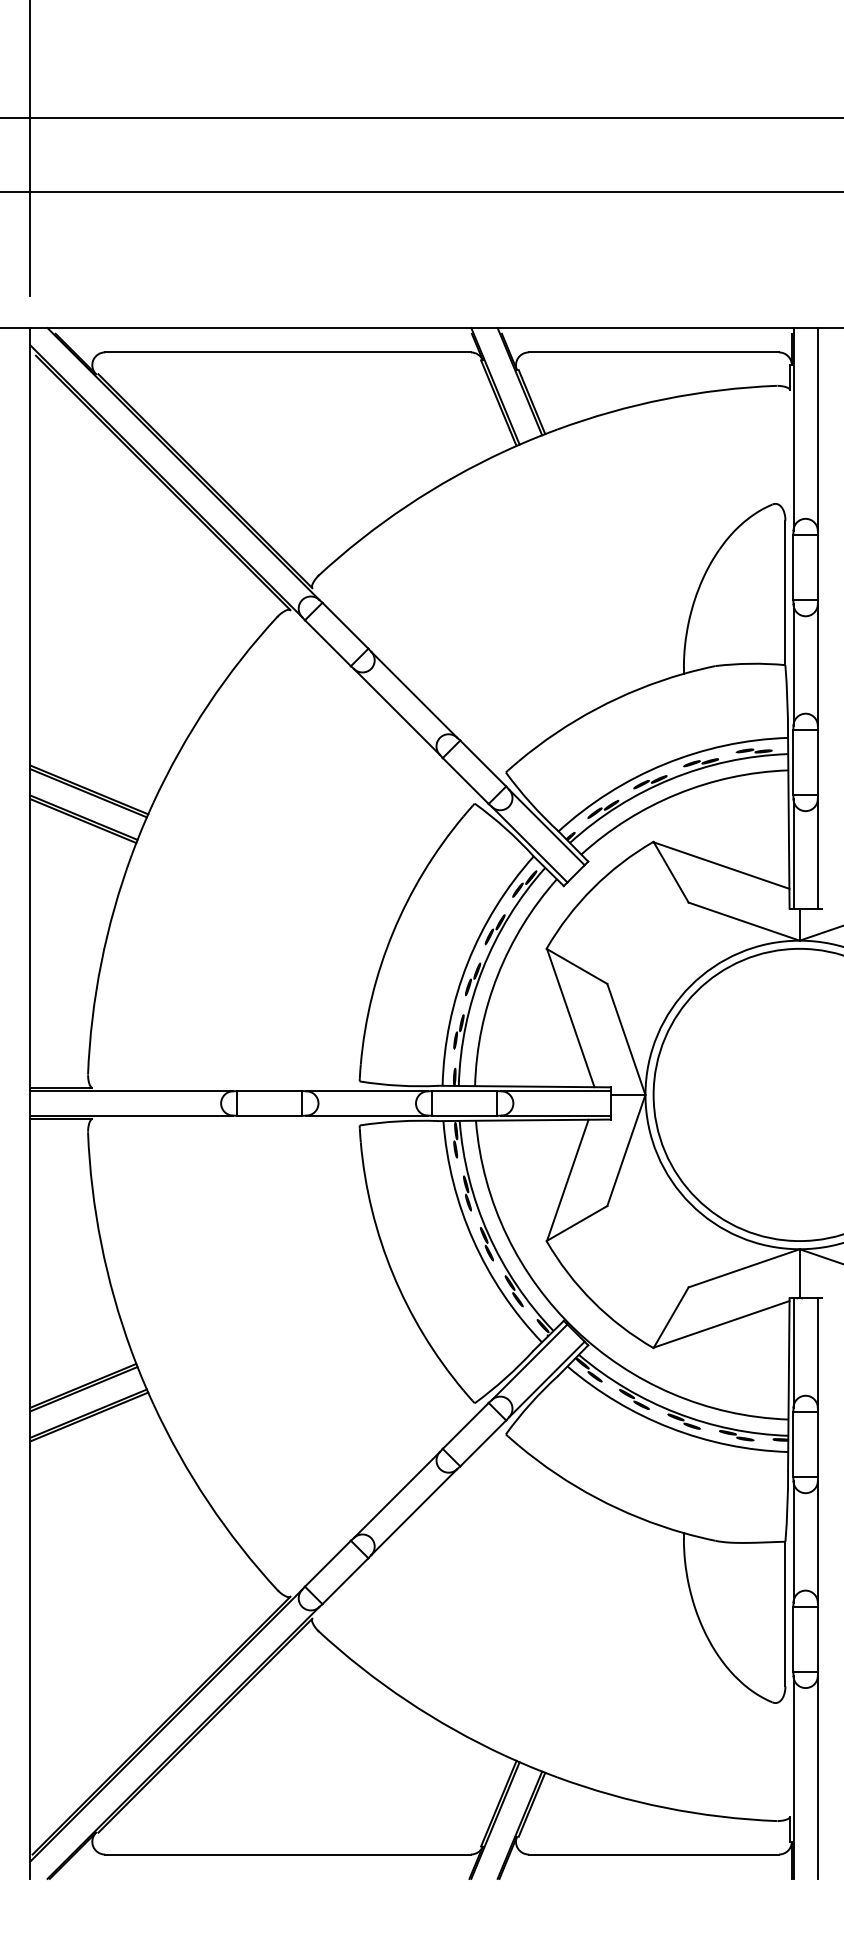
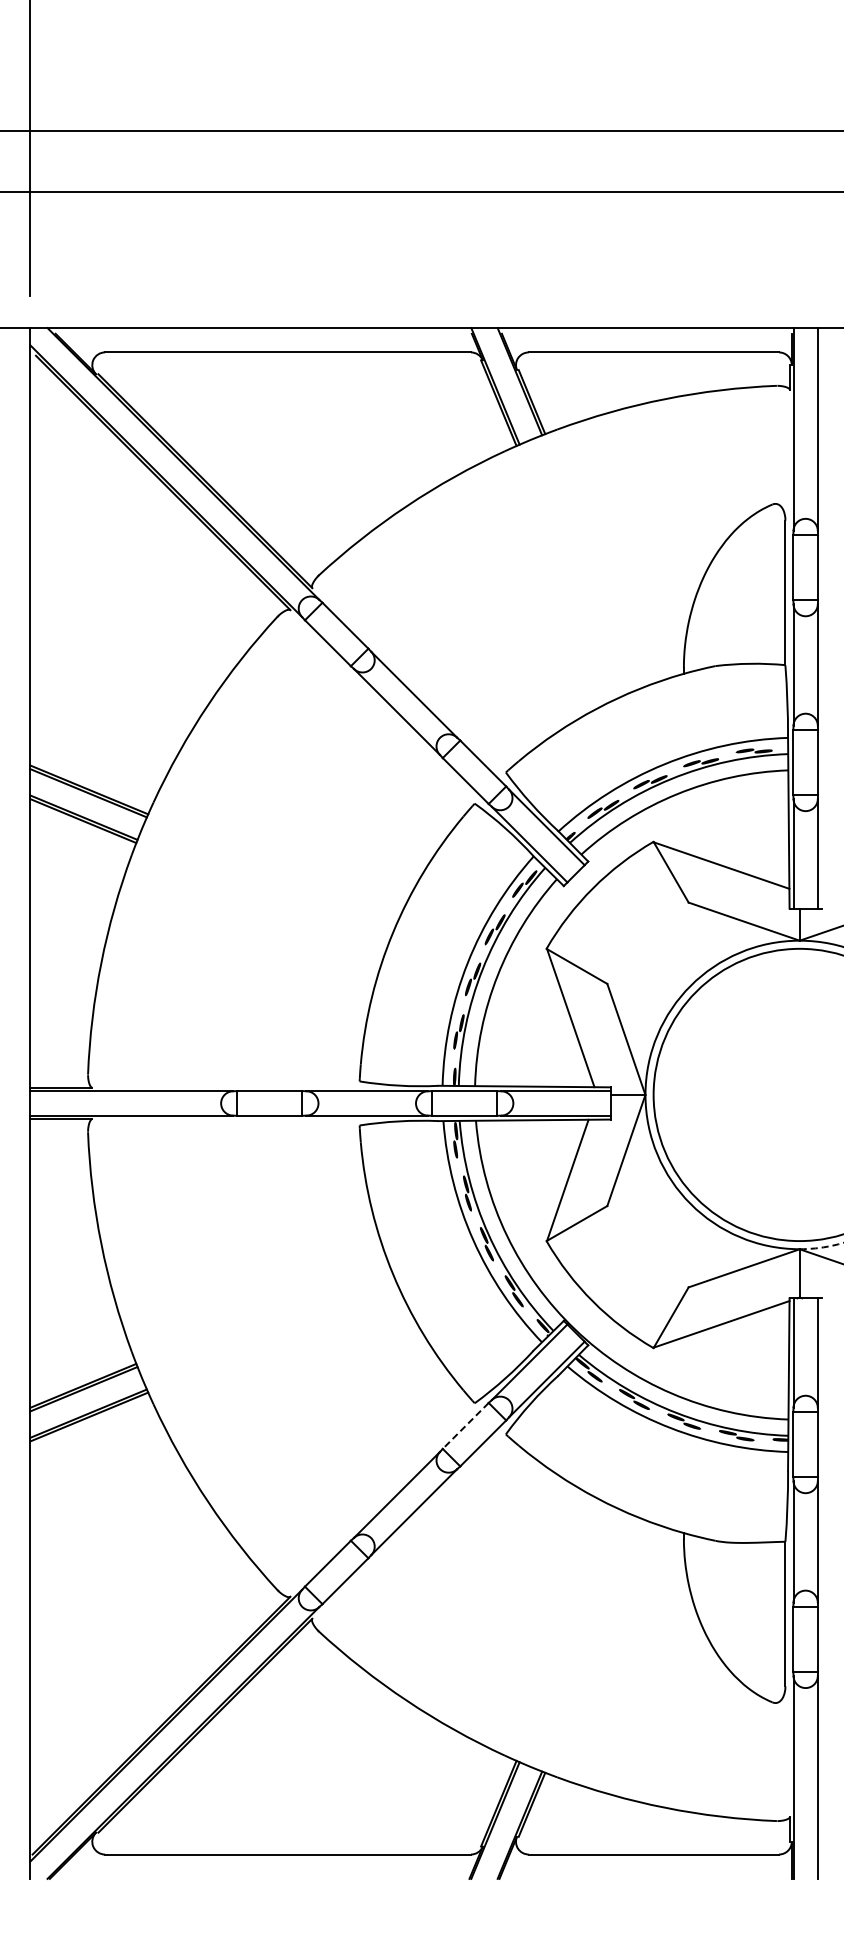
line position: (421, 118) -> (421, 131) (421, 131)
arc: solid -> dashed (823, 1247)
line: solid -> dashed (465, 1426)
